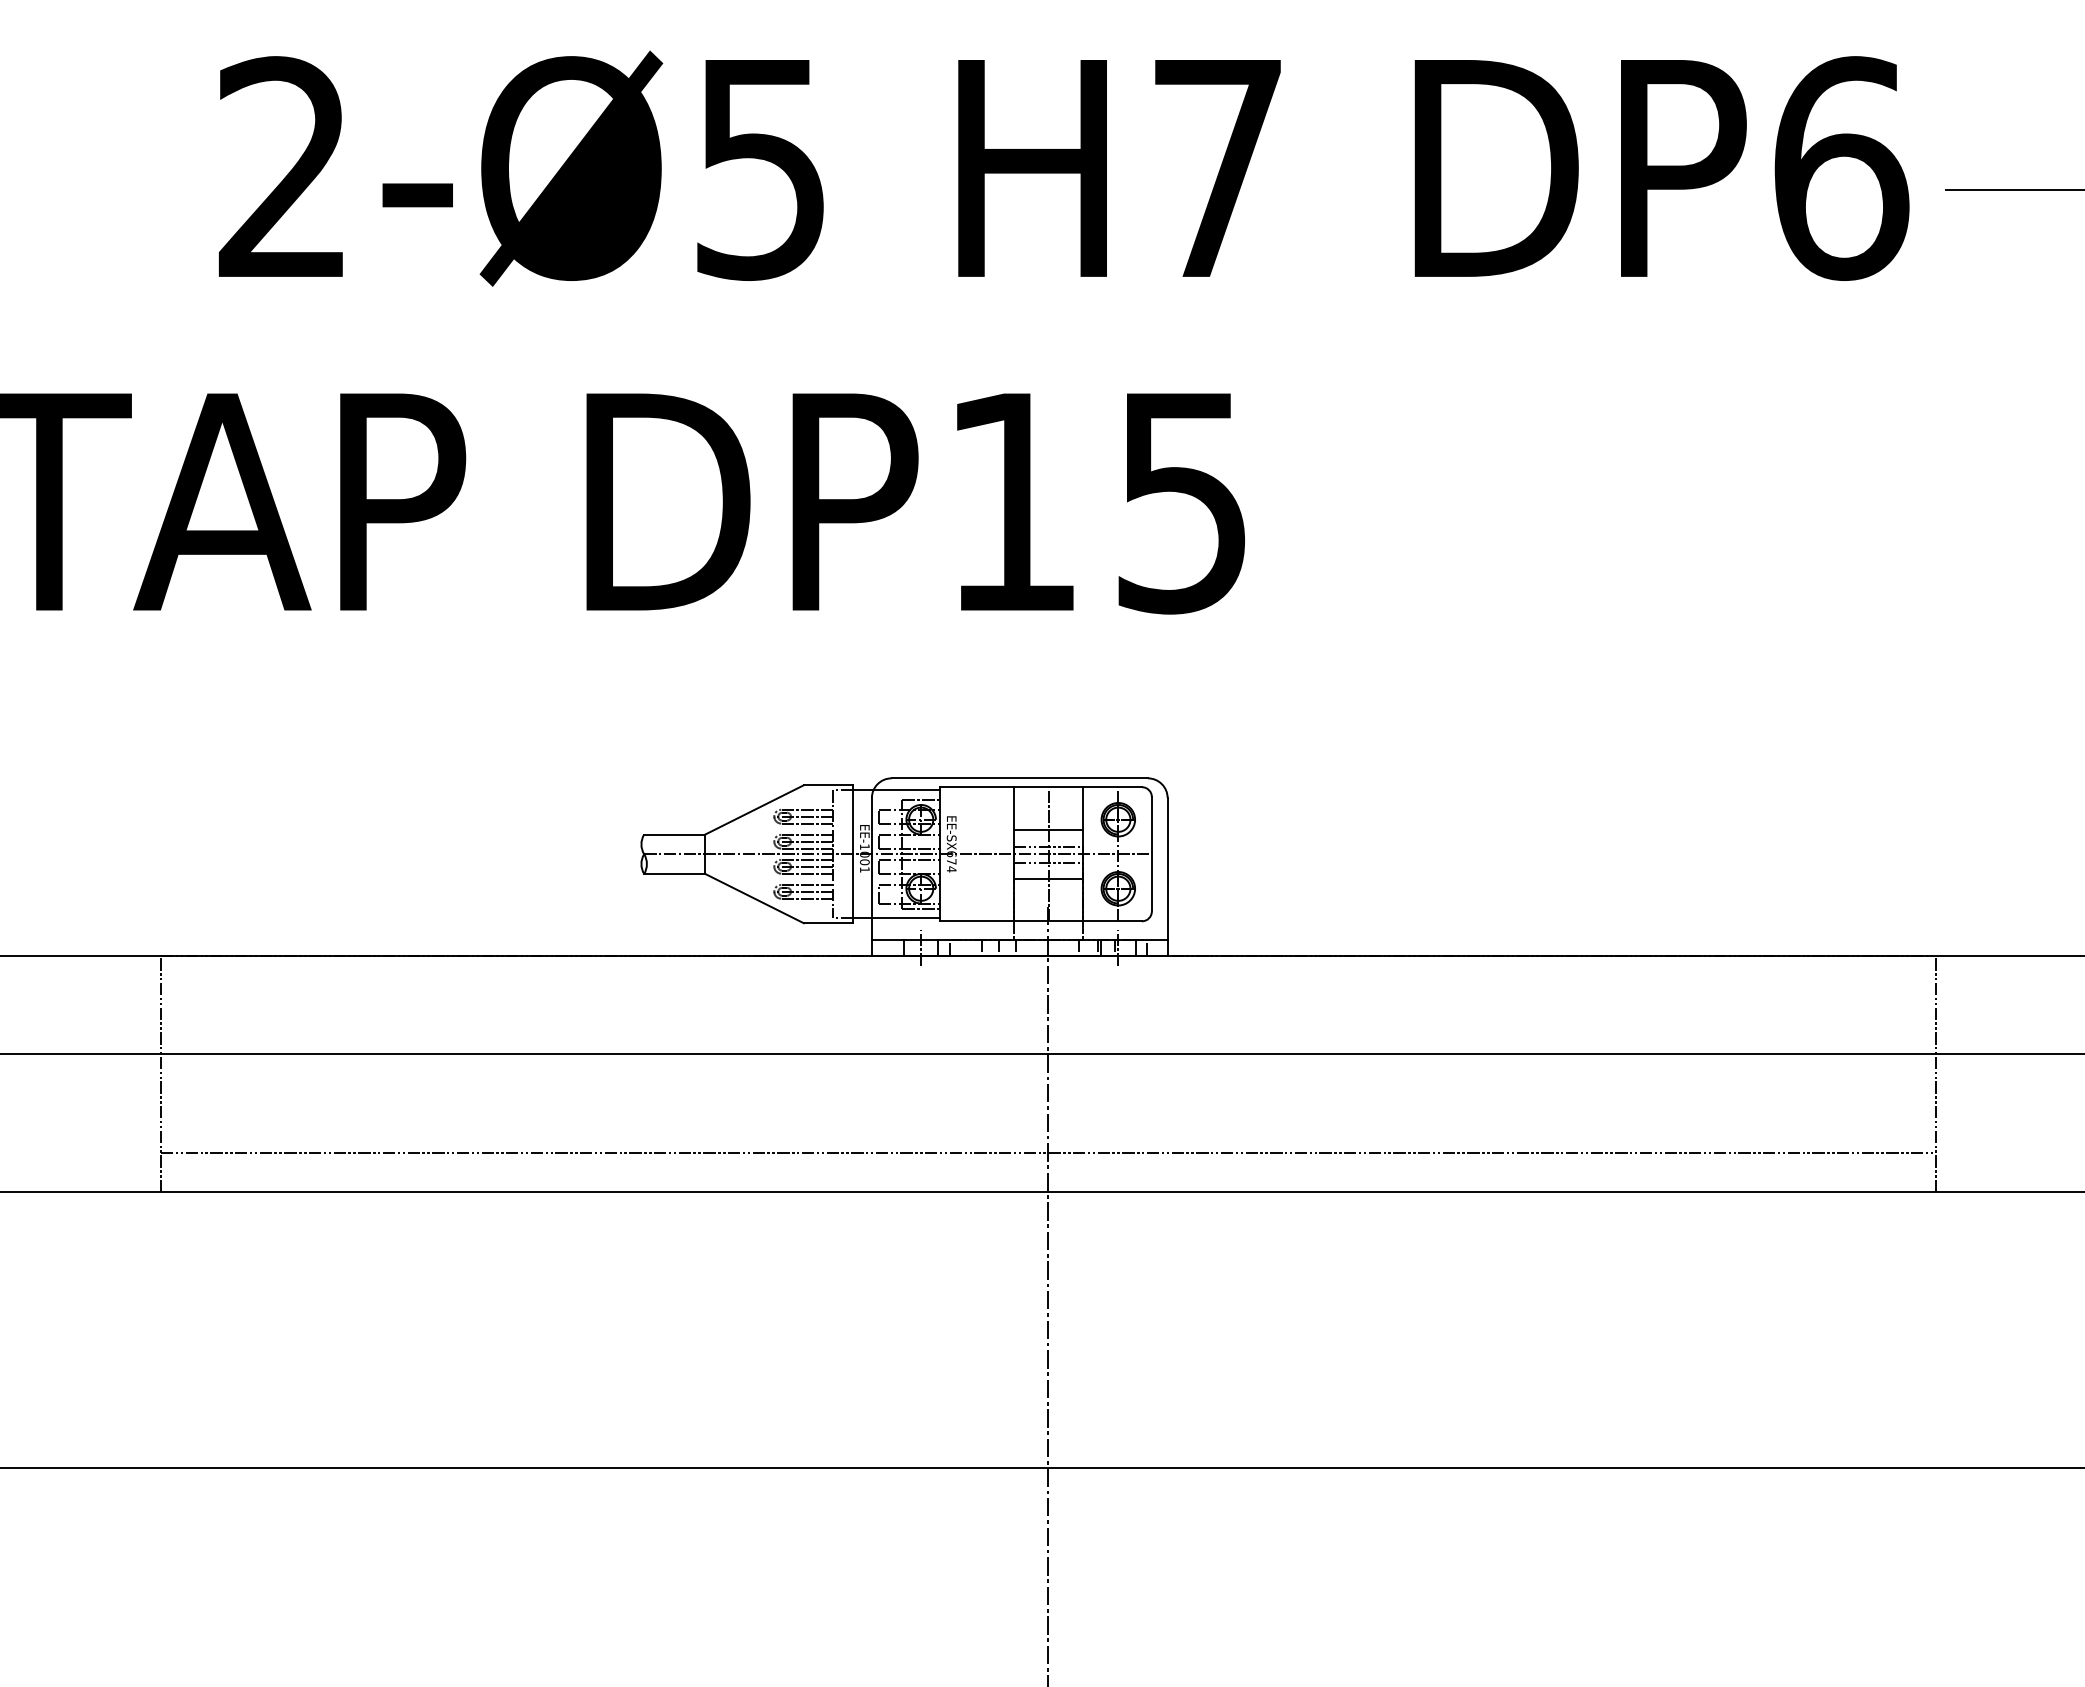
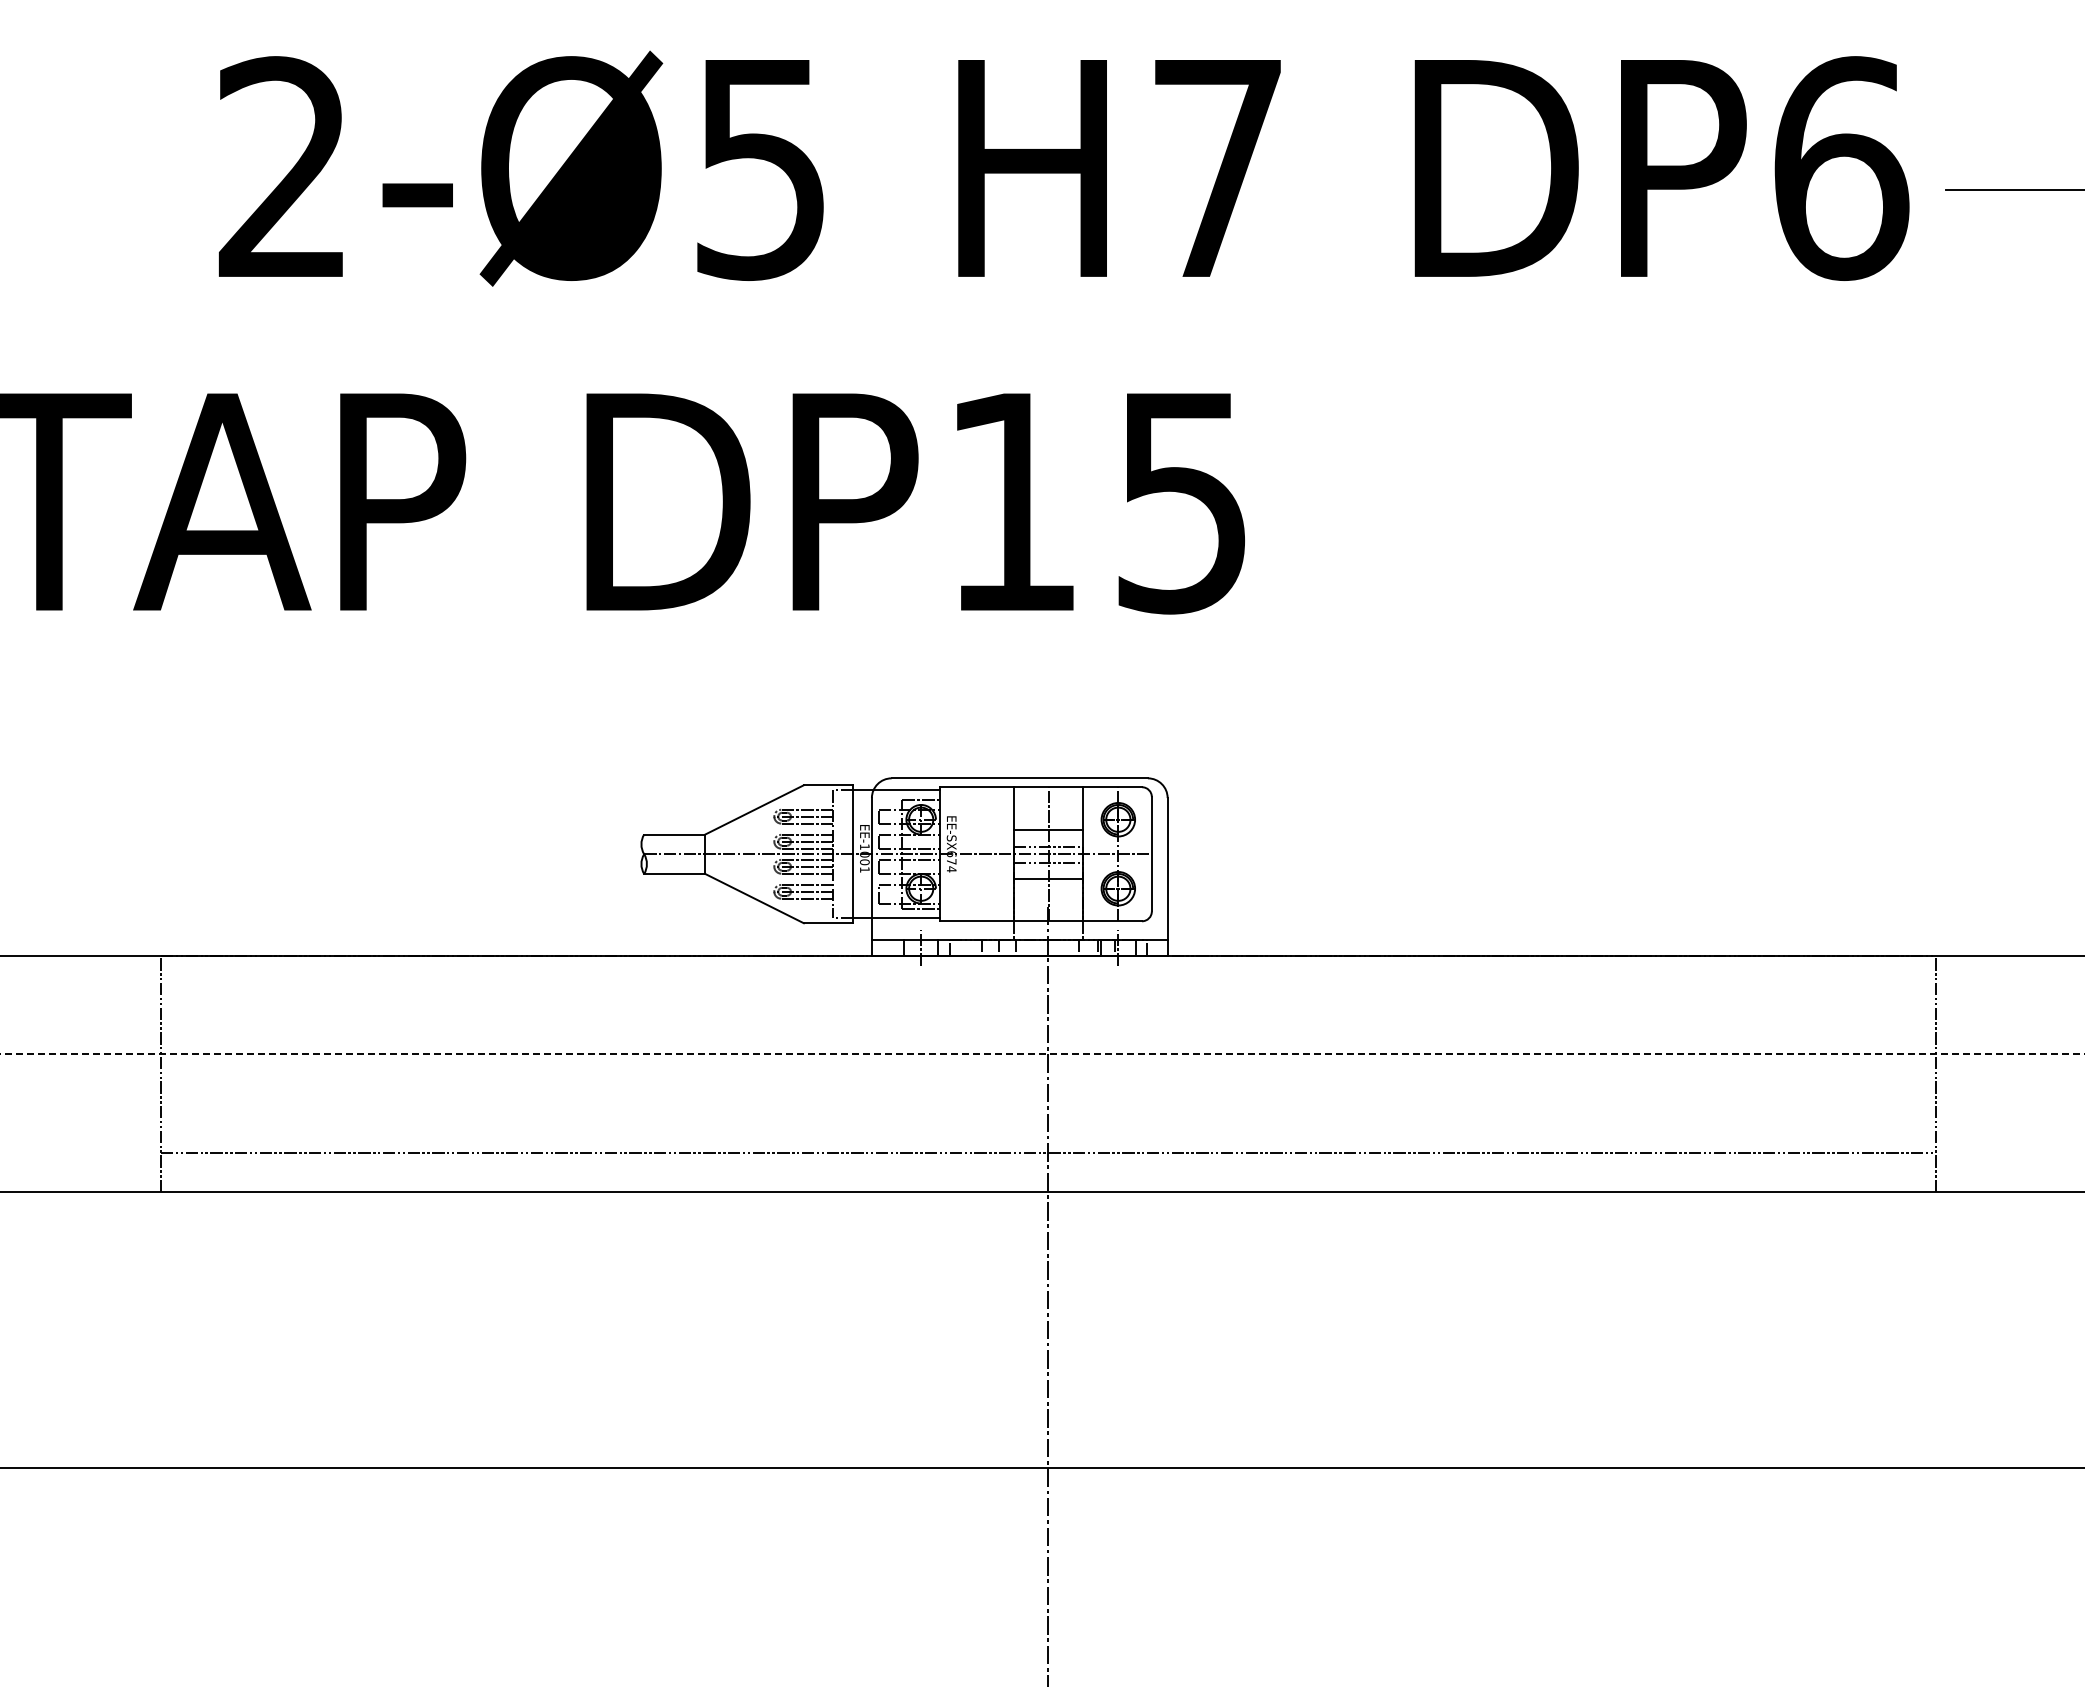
line: solid -> dashed (1042, 1054)
